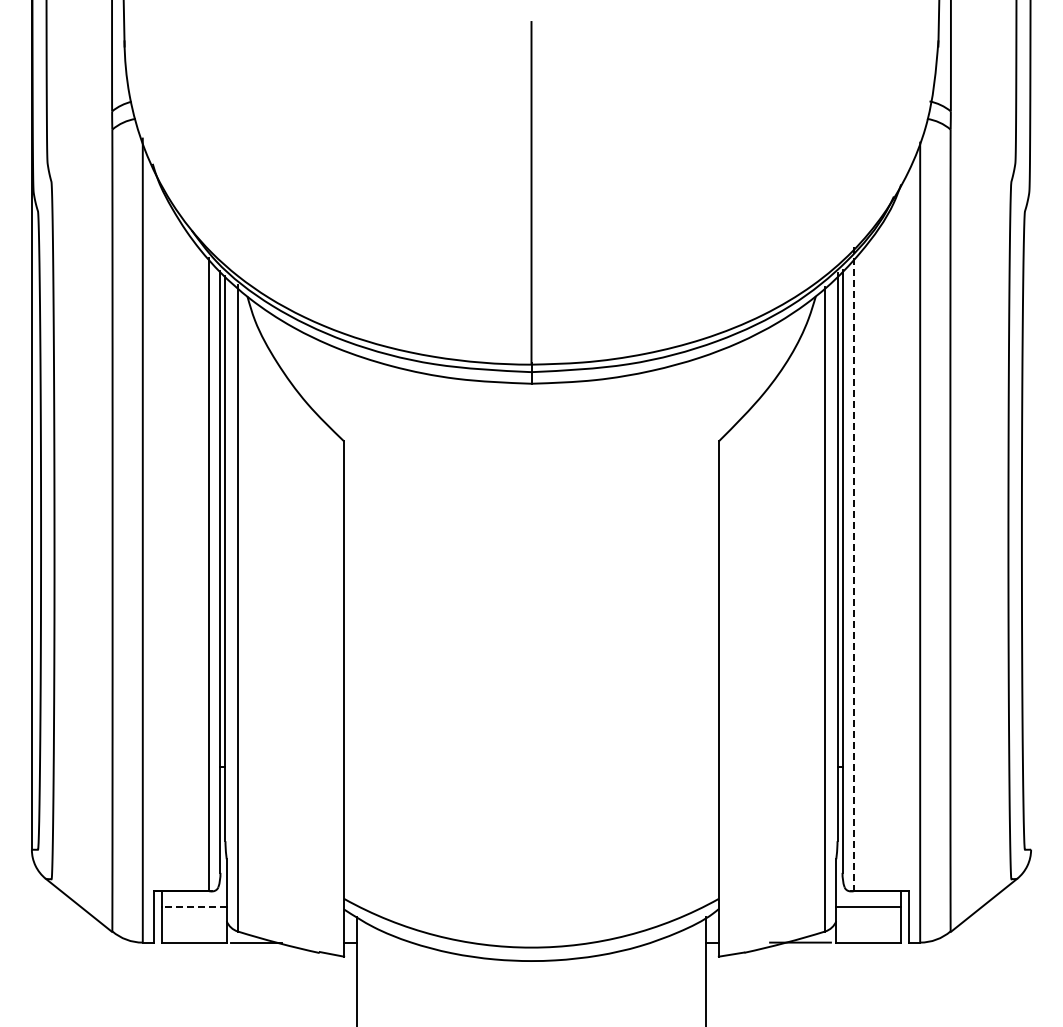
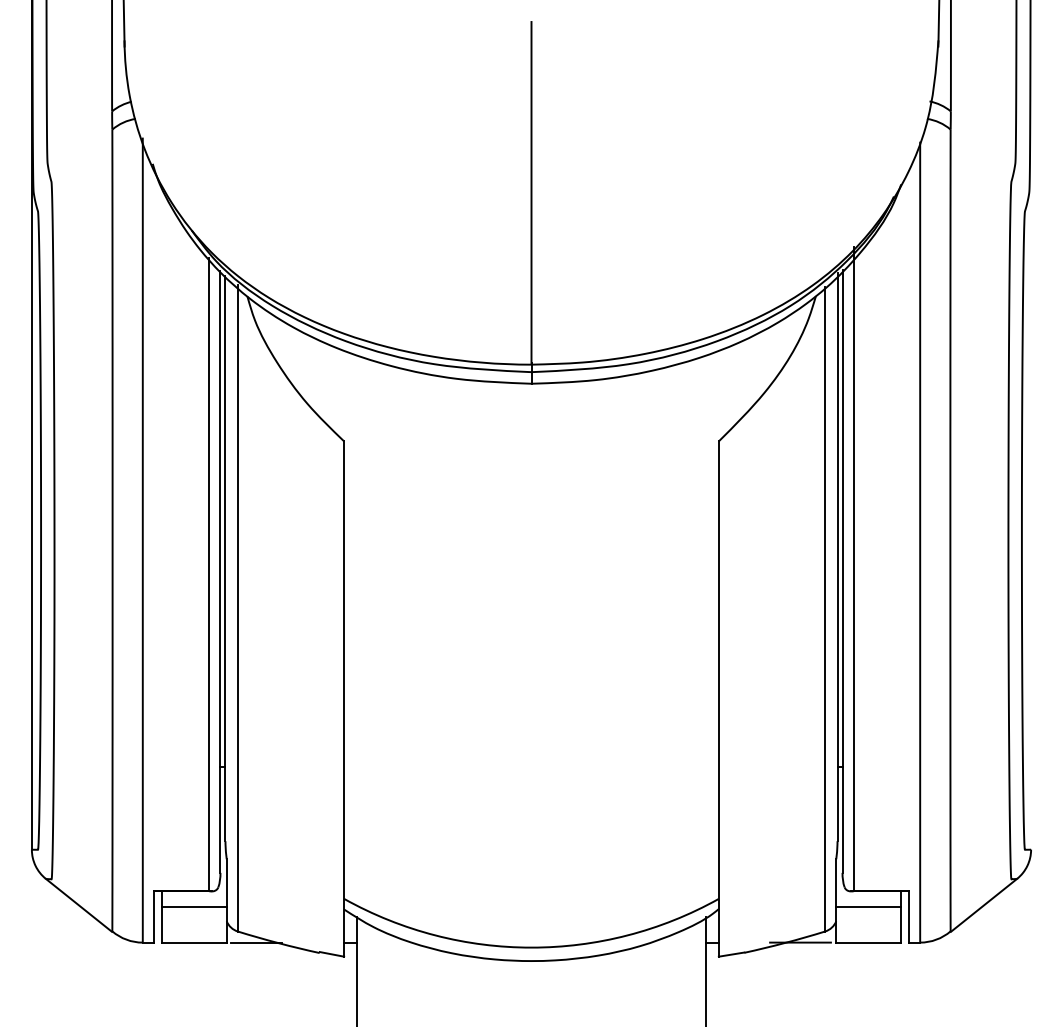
line: dashed -> solid (853, 569)
line: dashed -> solid (193, 906)
